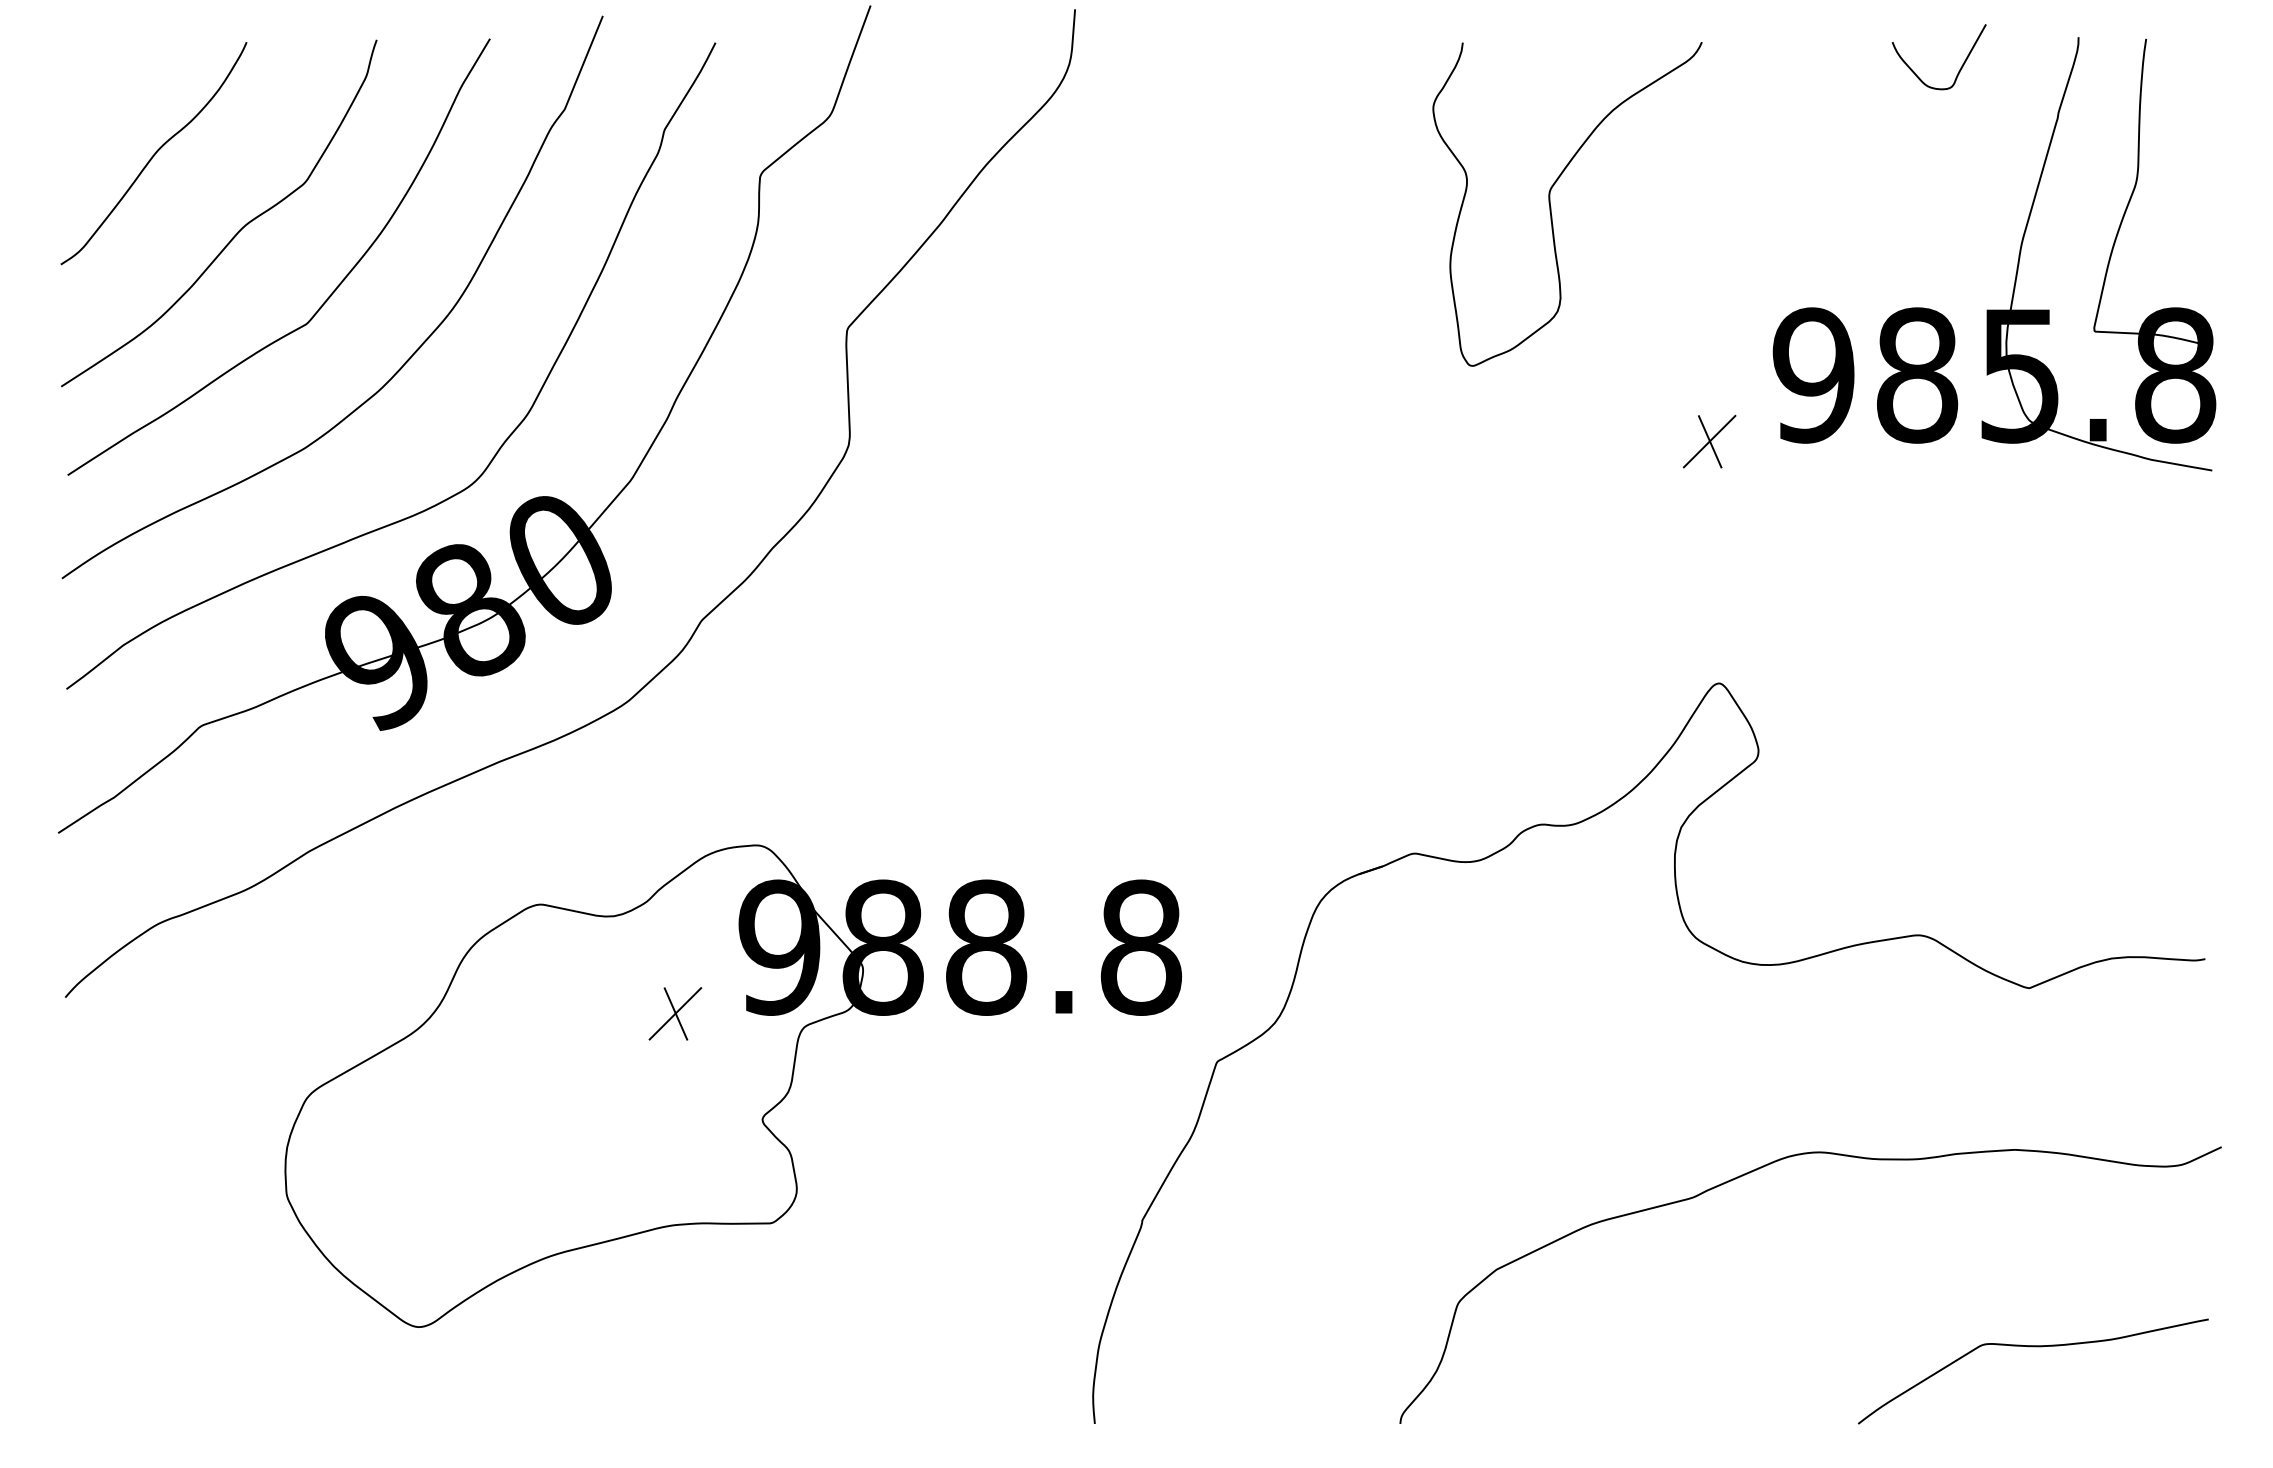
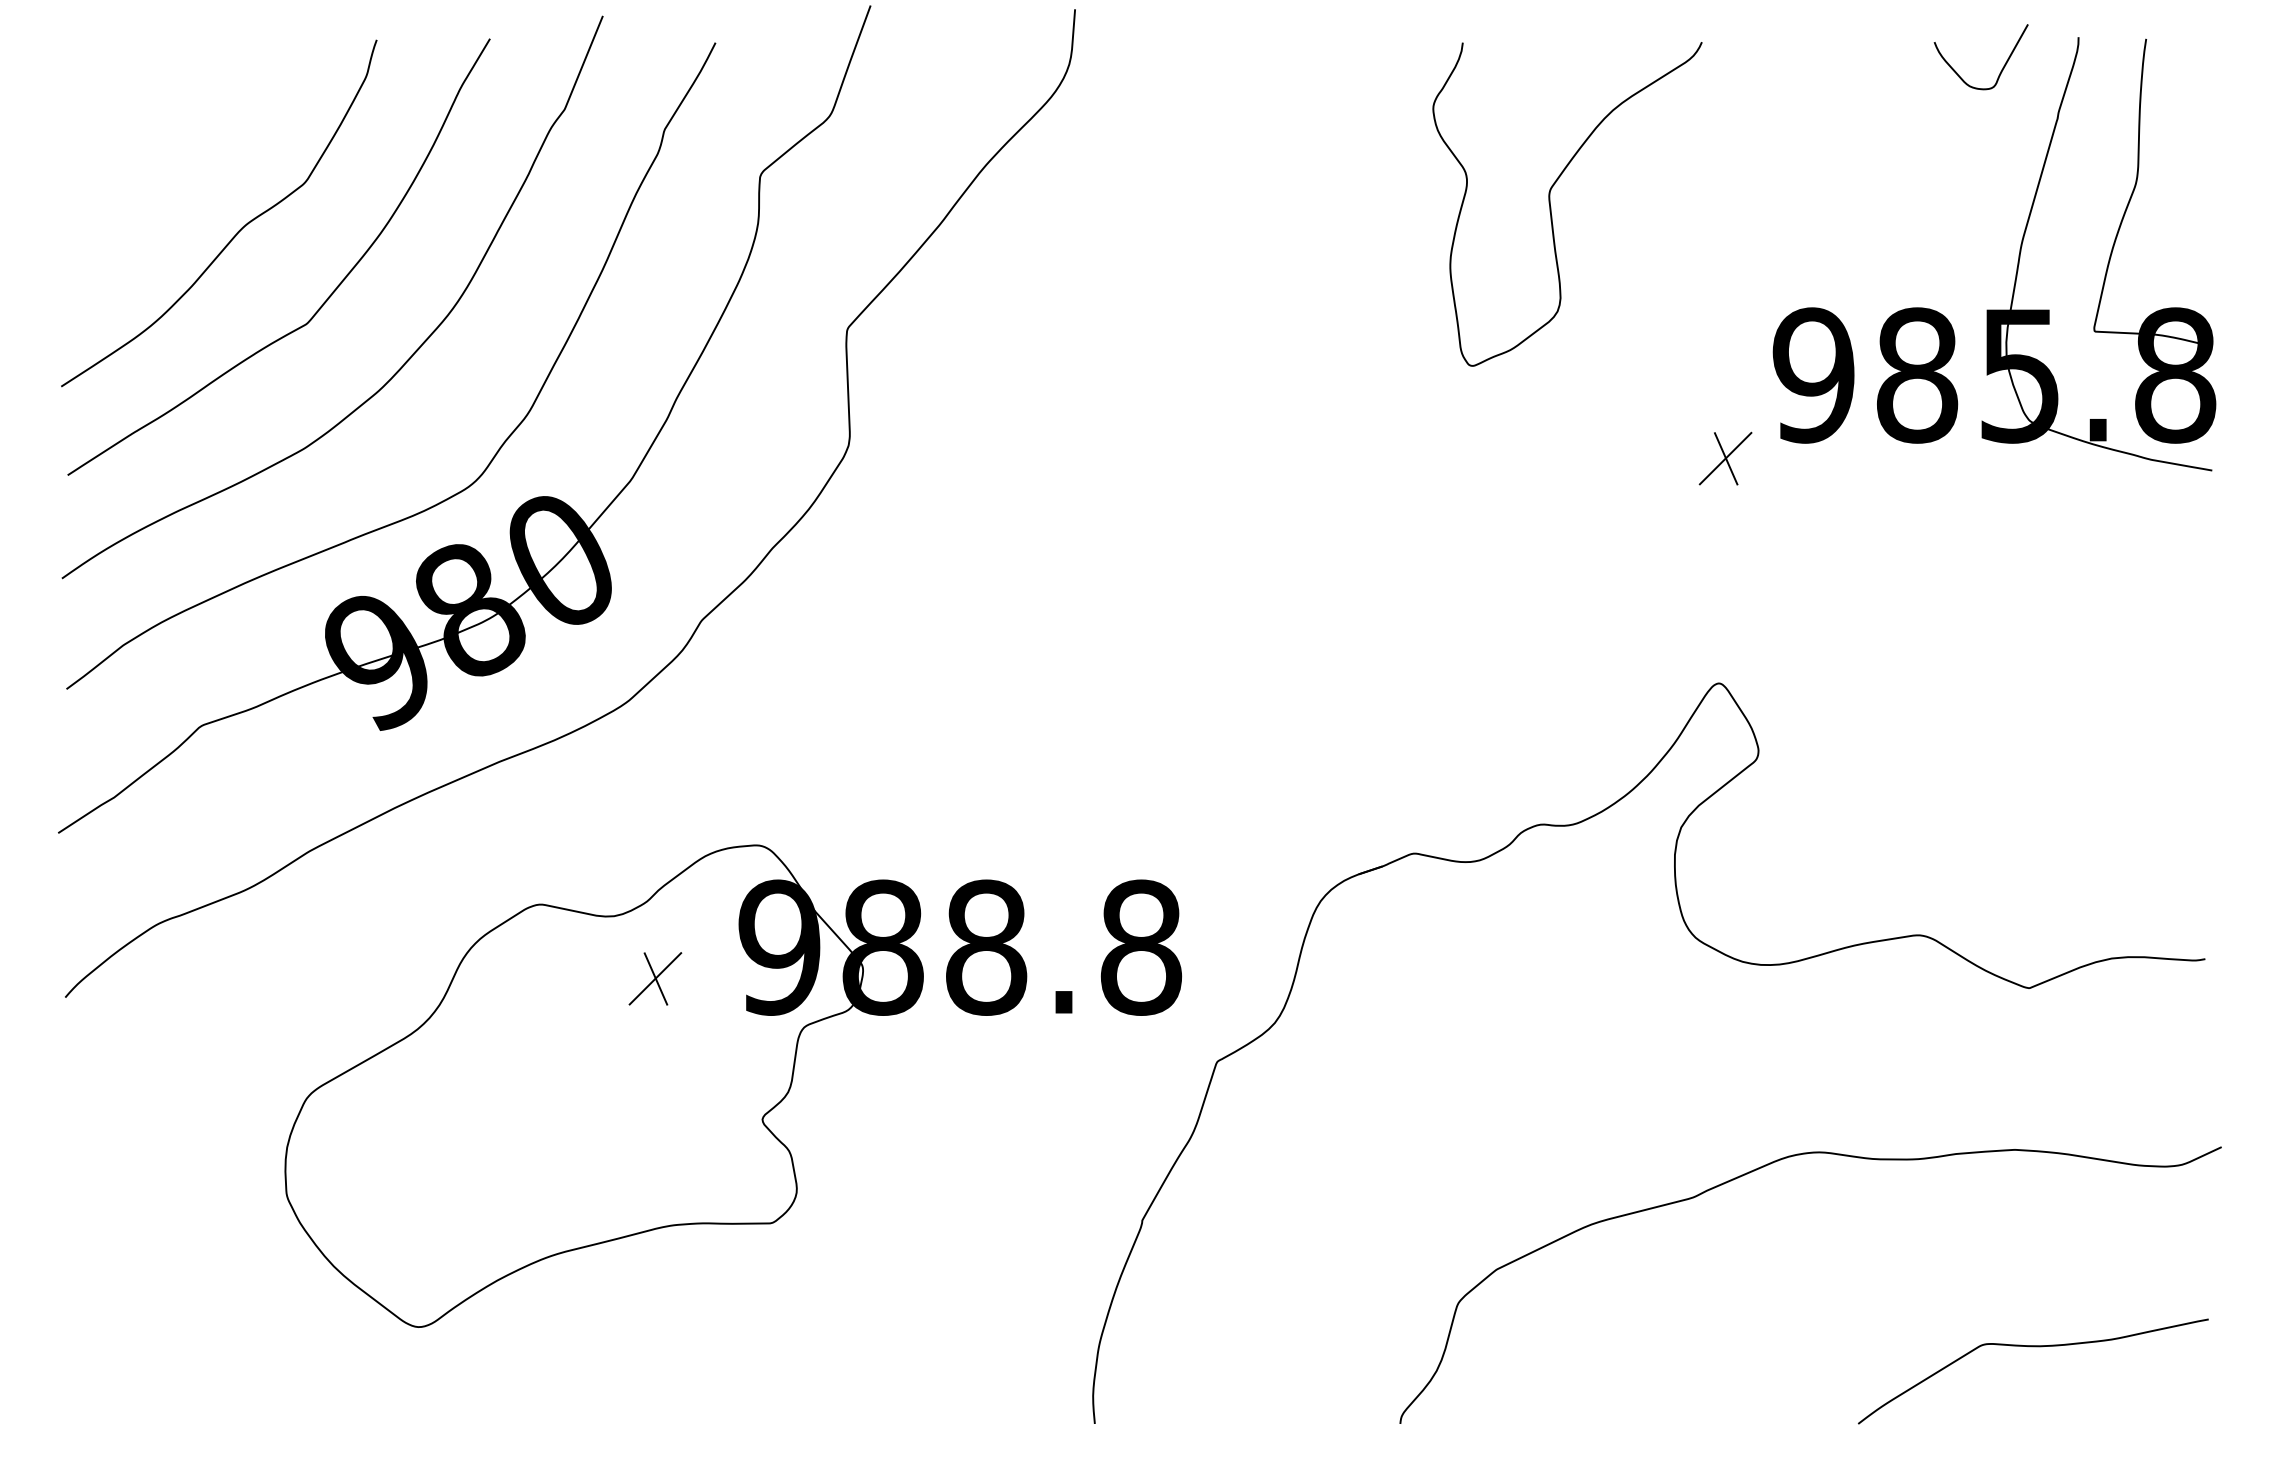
curve position: (1960, 67) -> (2002, 67) (2002, 67)
curve: present -> none (154, 153)
part position: (1709, 441) -> (1725, 458) (1725, 458)
part position: (675, 1013) -> (655, 978) (655, 978)
